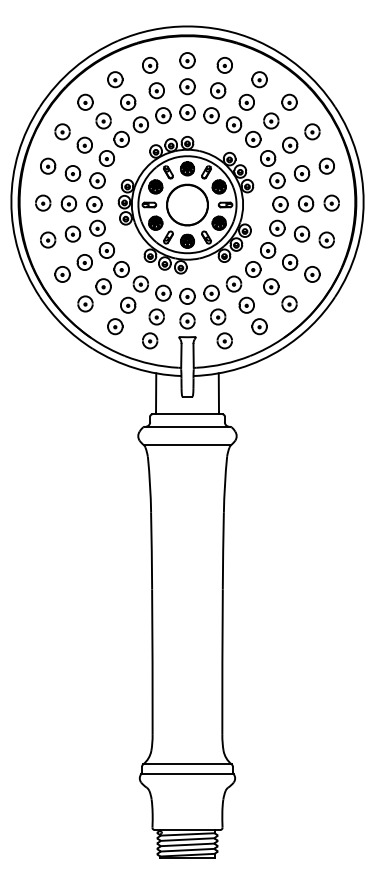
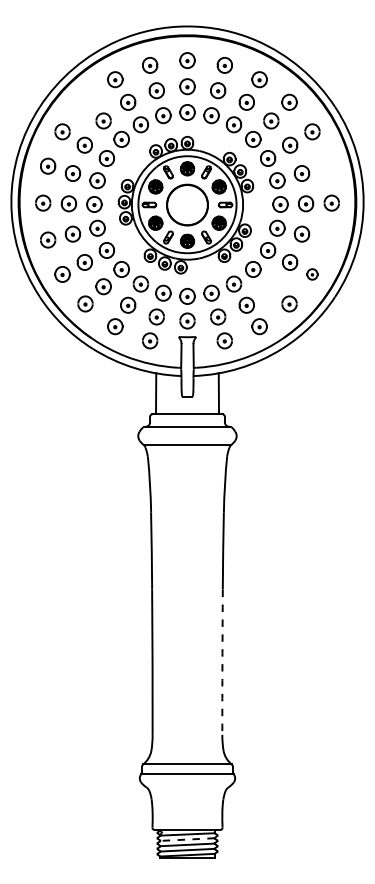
part: present -> none (85, 101)
part: present -> none (326, 165)
part: present -> none (326, 239)
part size: 17x17 px -> 13x13 px (312, 274)
part: present -> none (271, 286)
arc: solid -> dashed (222, 662)
line: solid -> dashed (187, 839)
